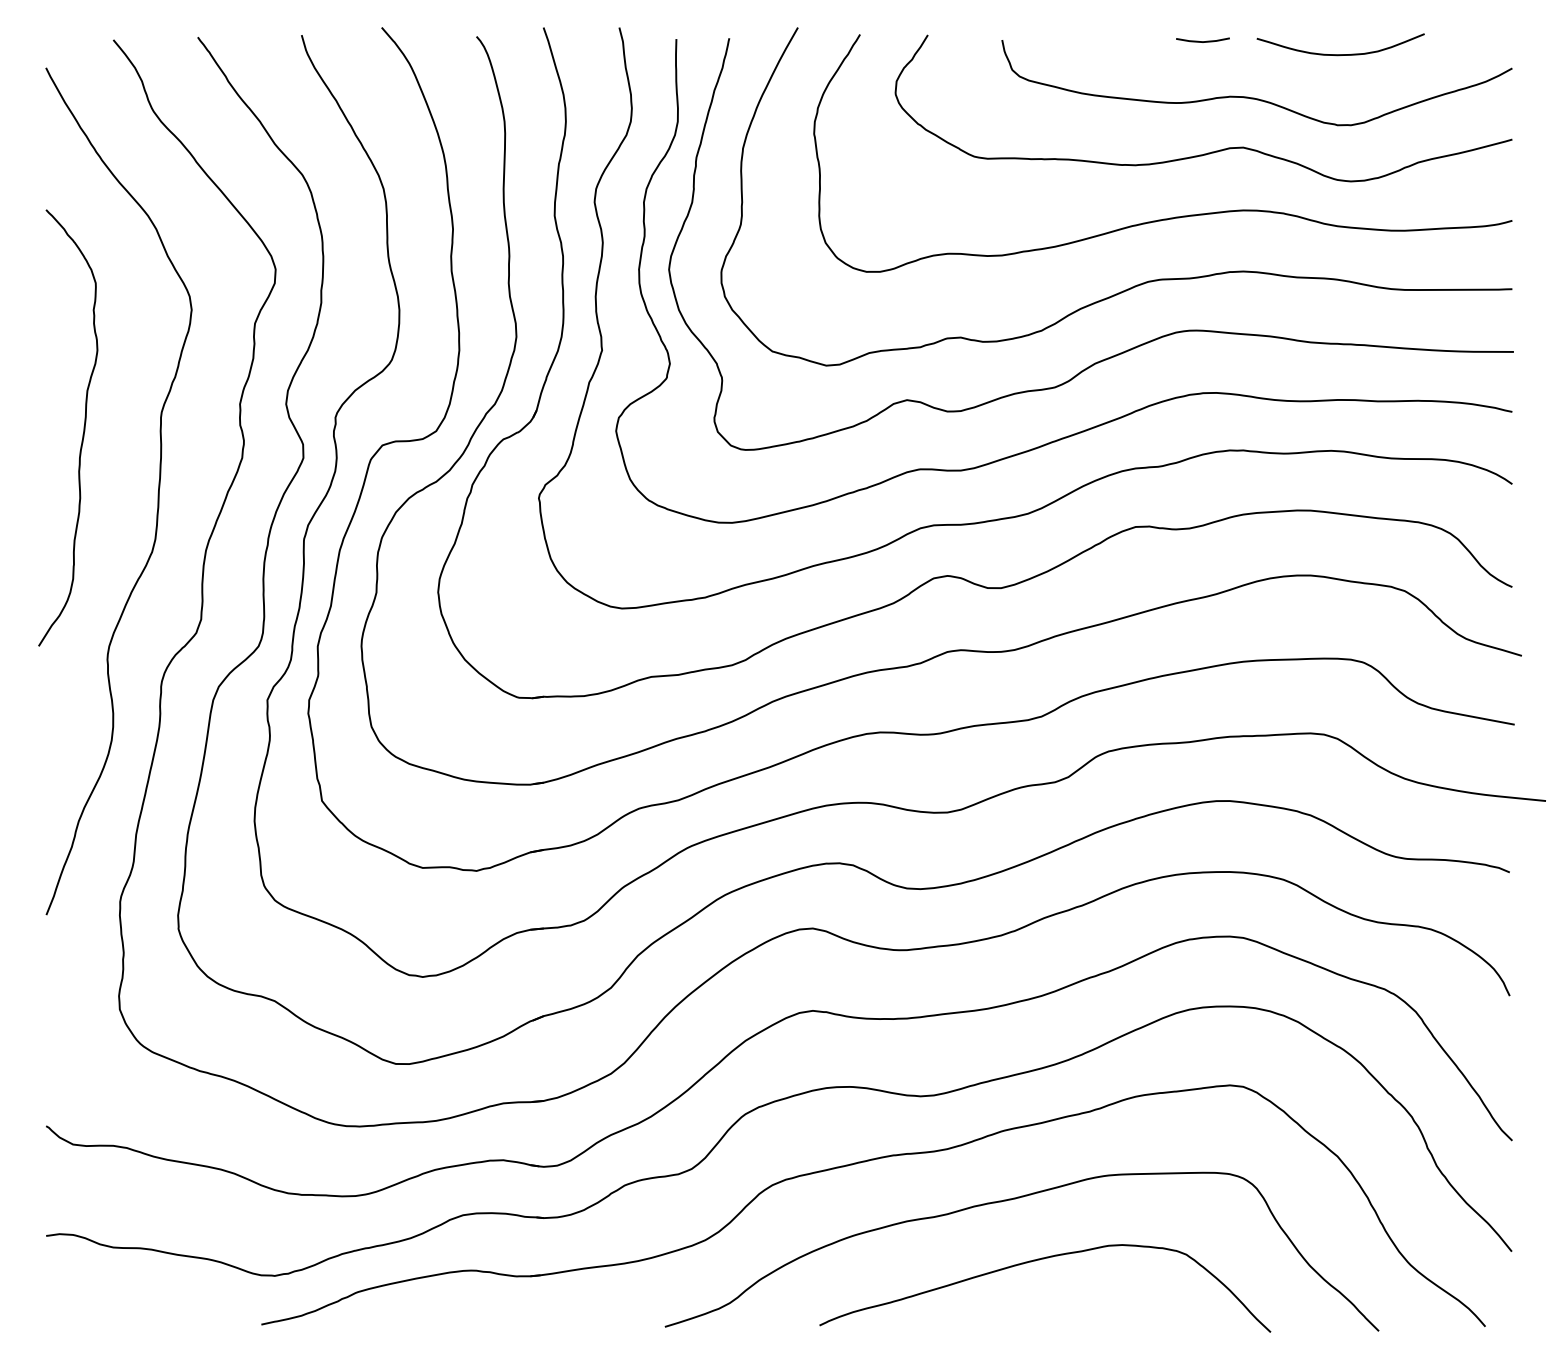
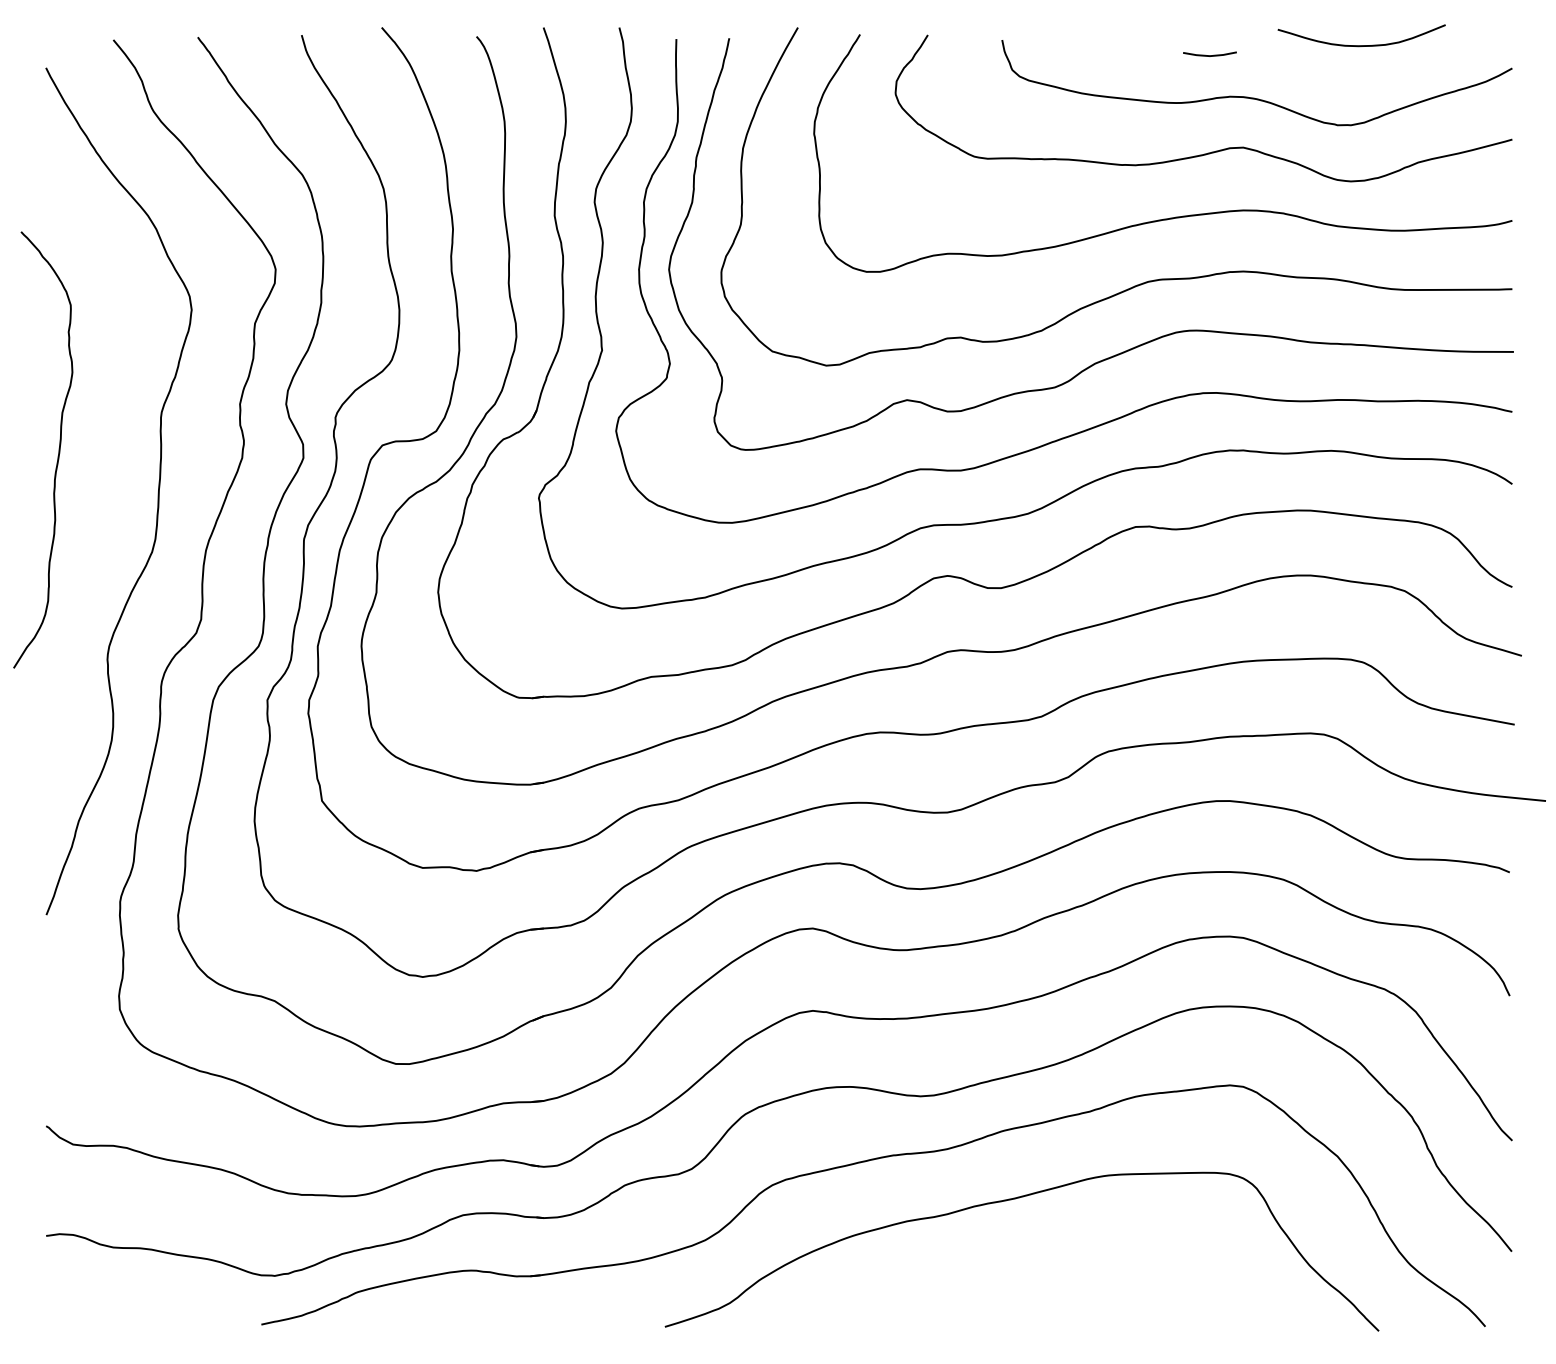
line position: (1202, 41) -> (1209, 55) (1209, 55)
curve position: (1340, 54) -> (1361, 45) (1361, 45)
curve position: (83, 427) -> (58, 449) (58, 449)
curve: present -> none (1039, 1260)
